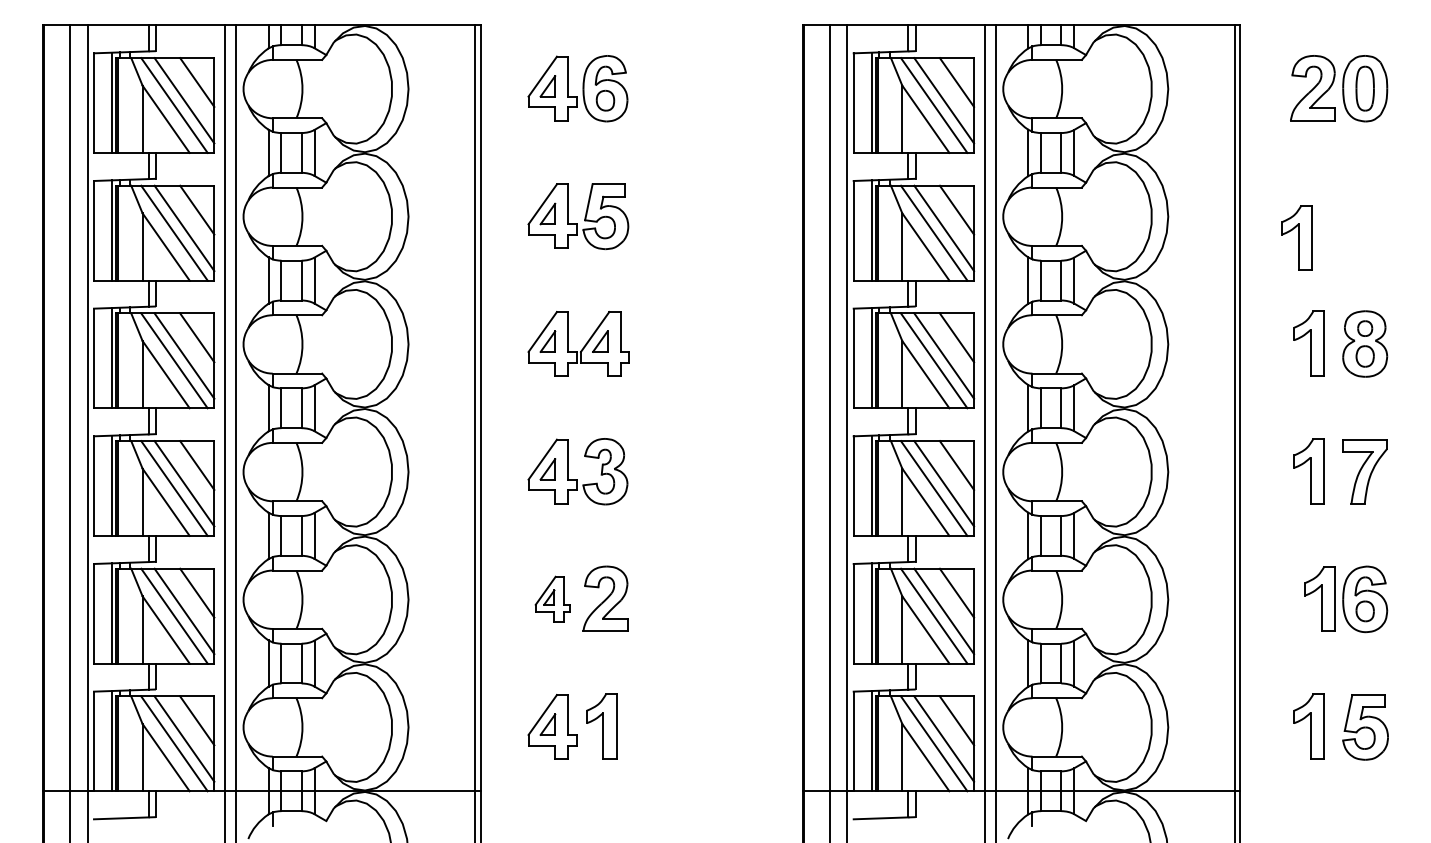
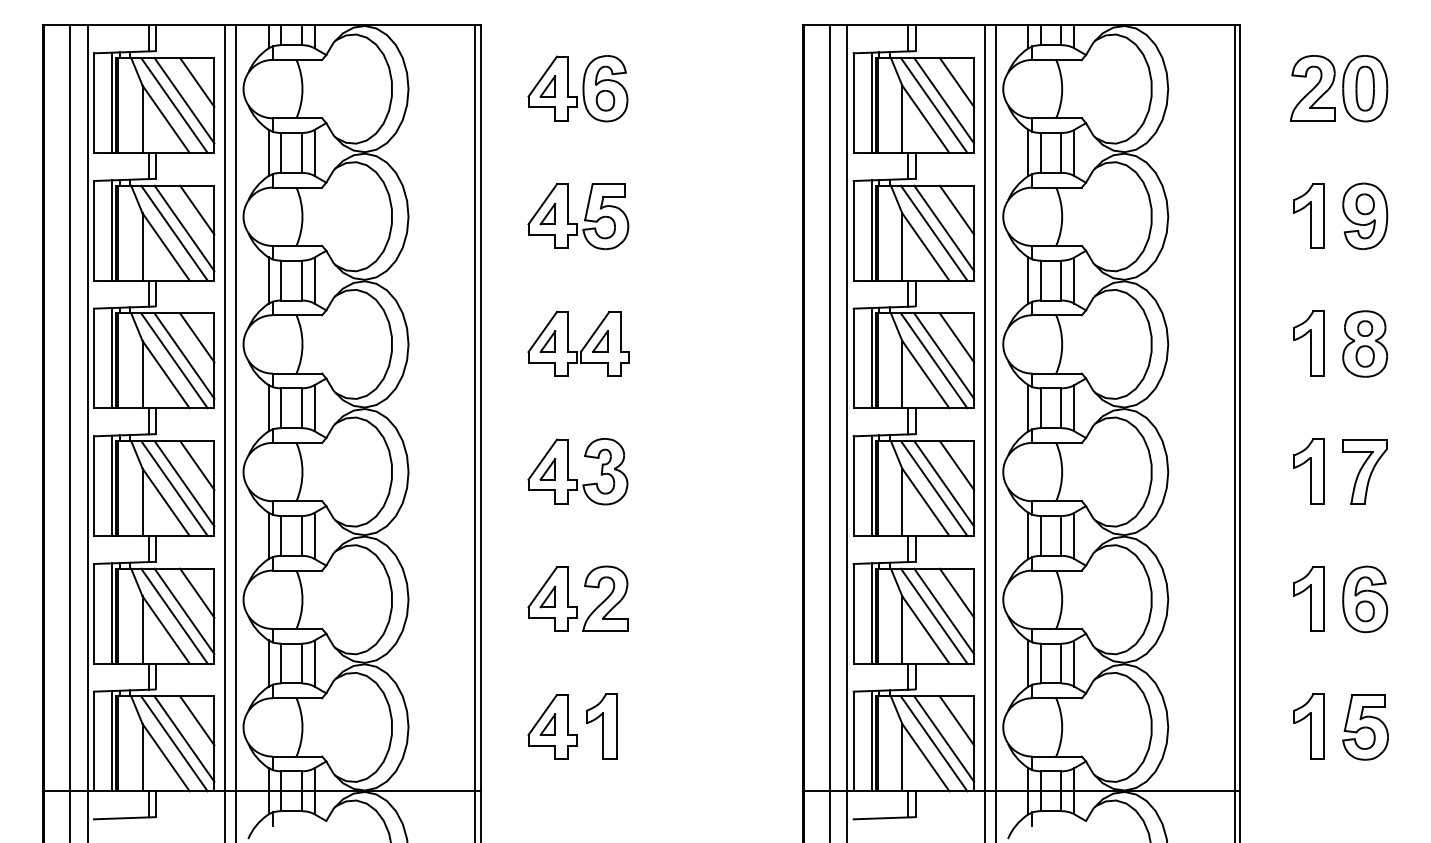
part: none -> present (1365, 215)
part position: (1296, 237) -> (1308, 215) (1308, 215)
part size: 37x48 px -> 51x66 px (552, 598)
part position: (1319, 598) -> (1308, 598) (1308, 598)
